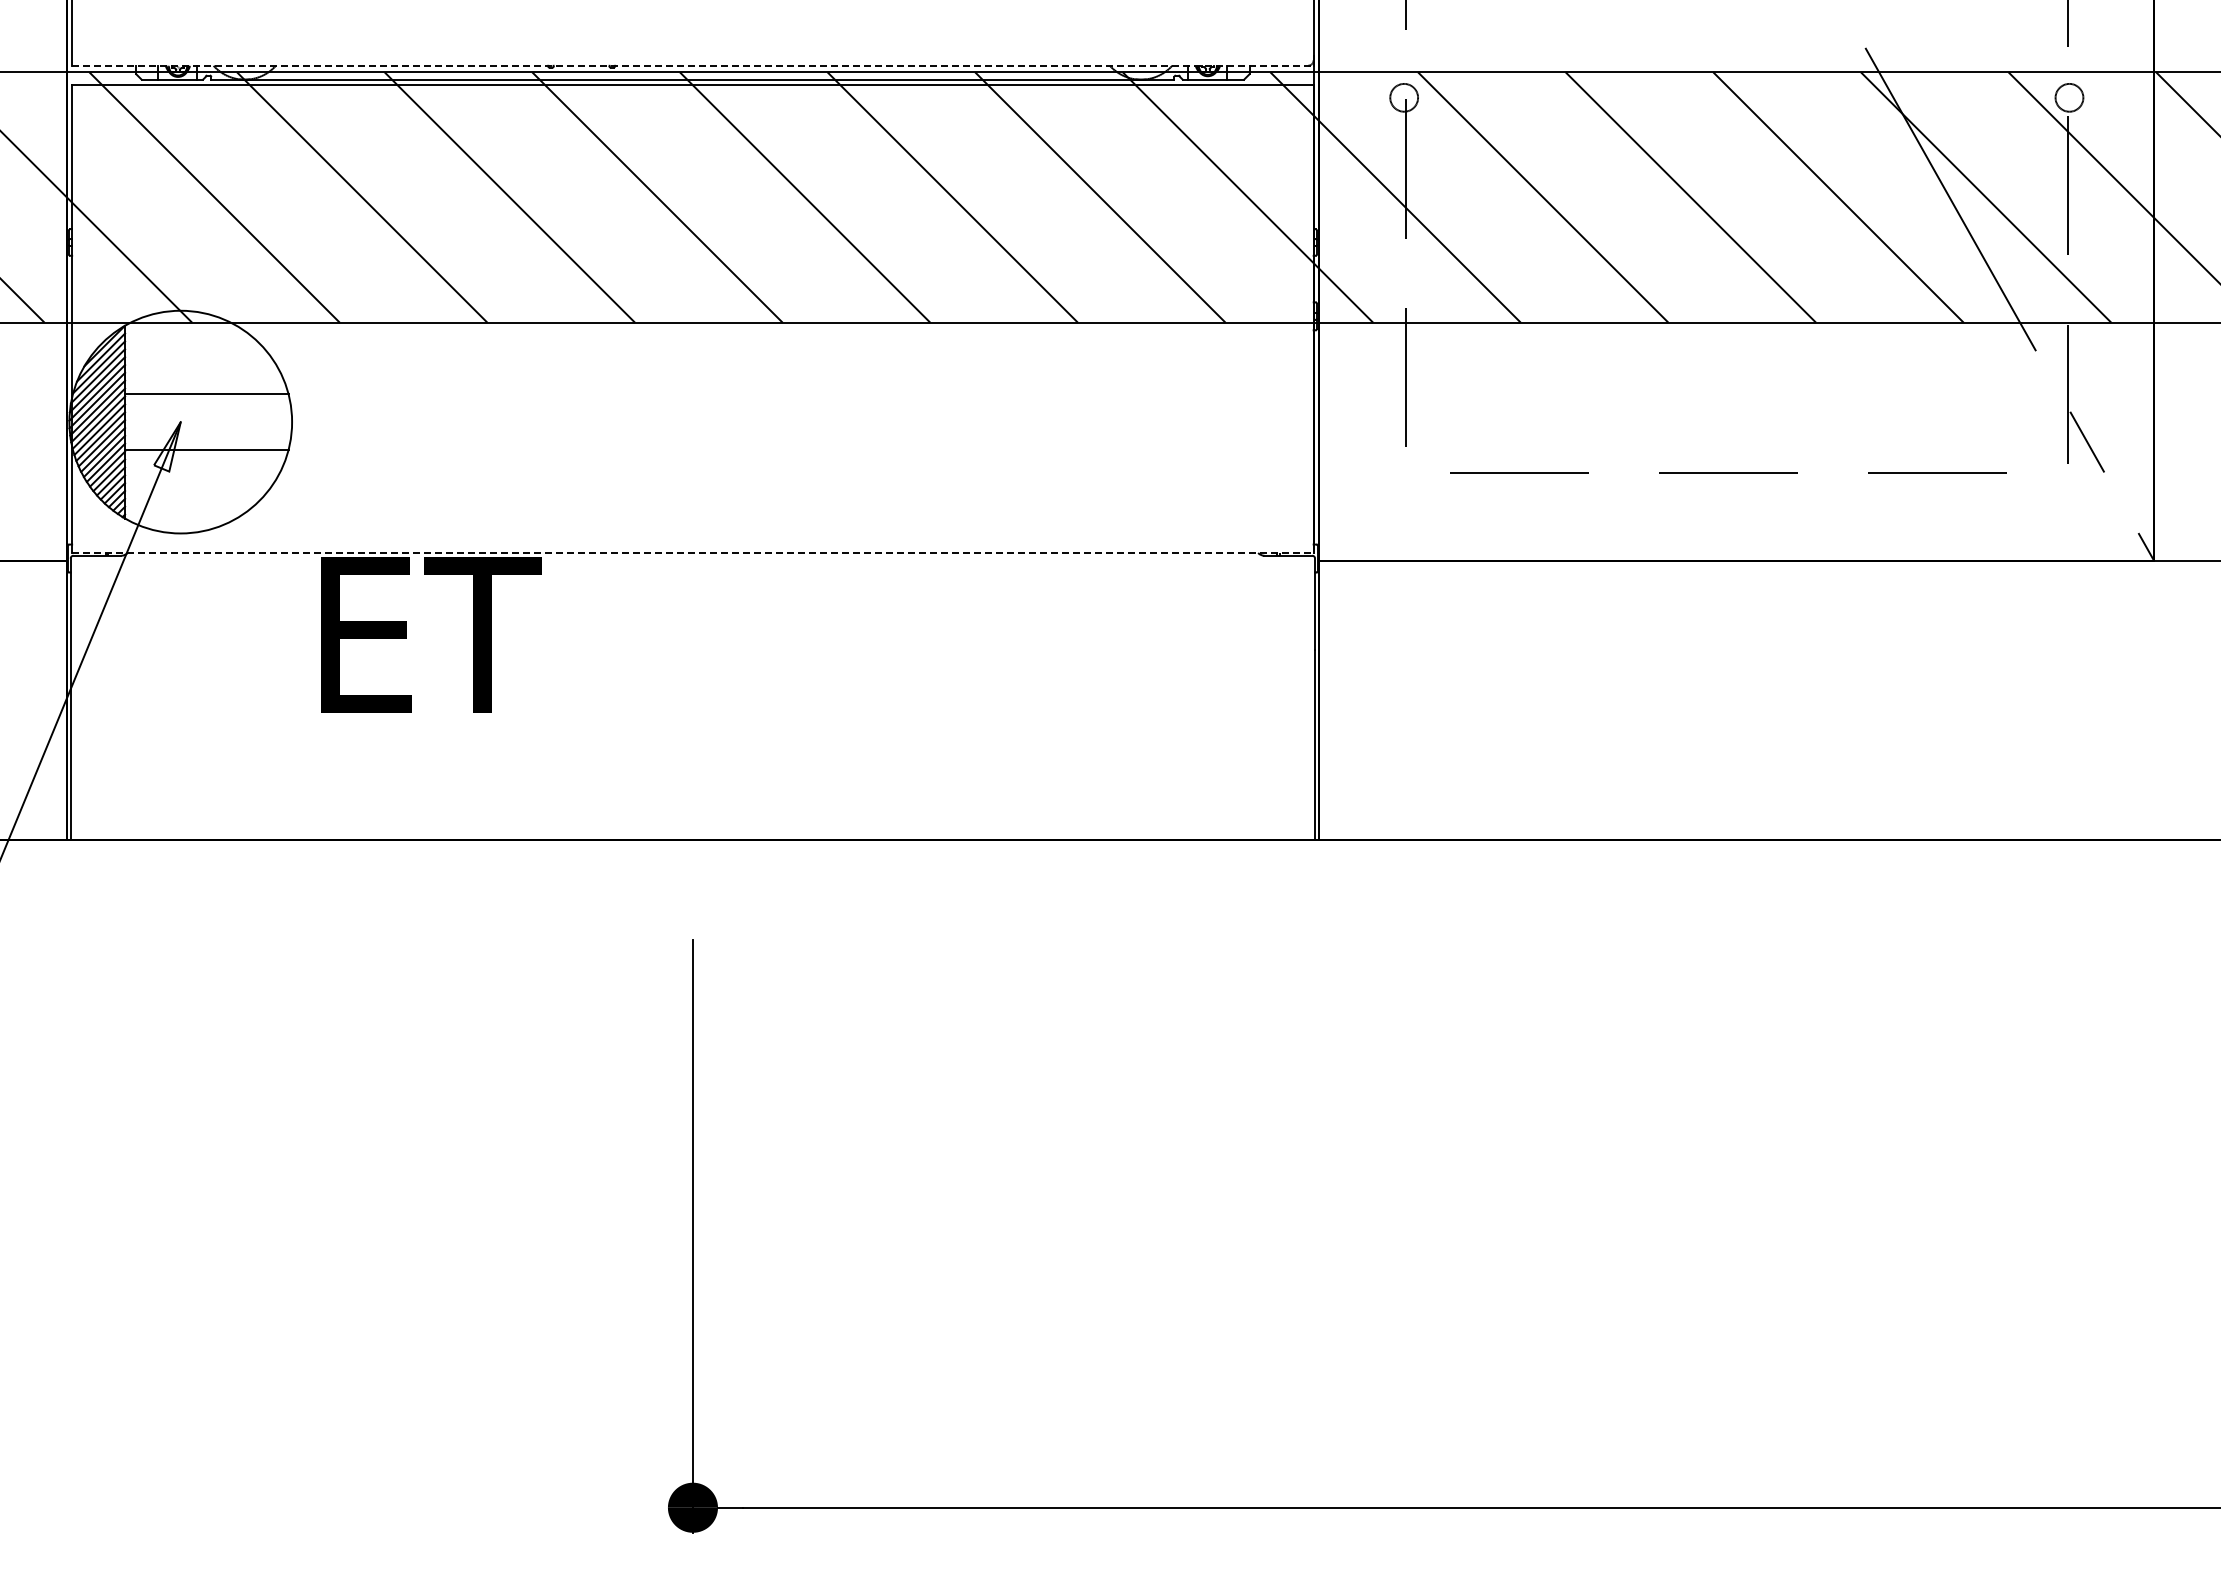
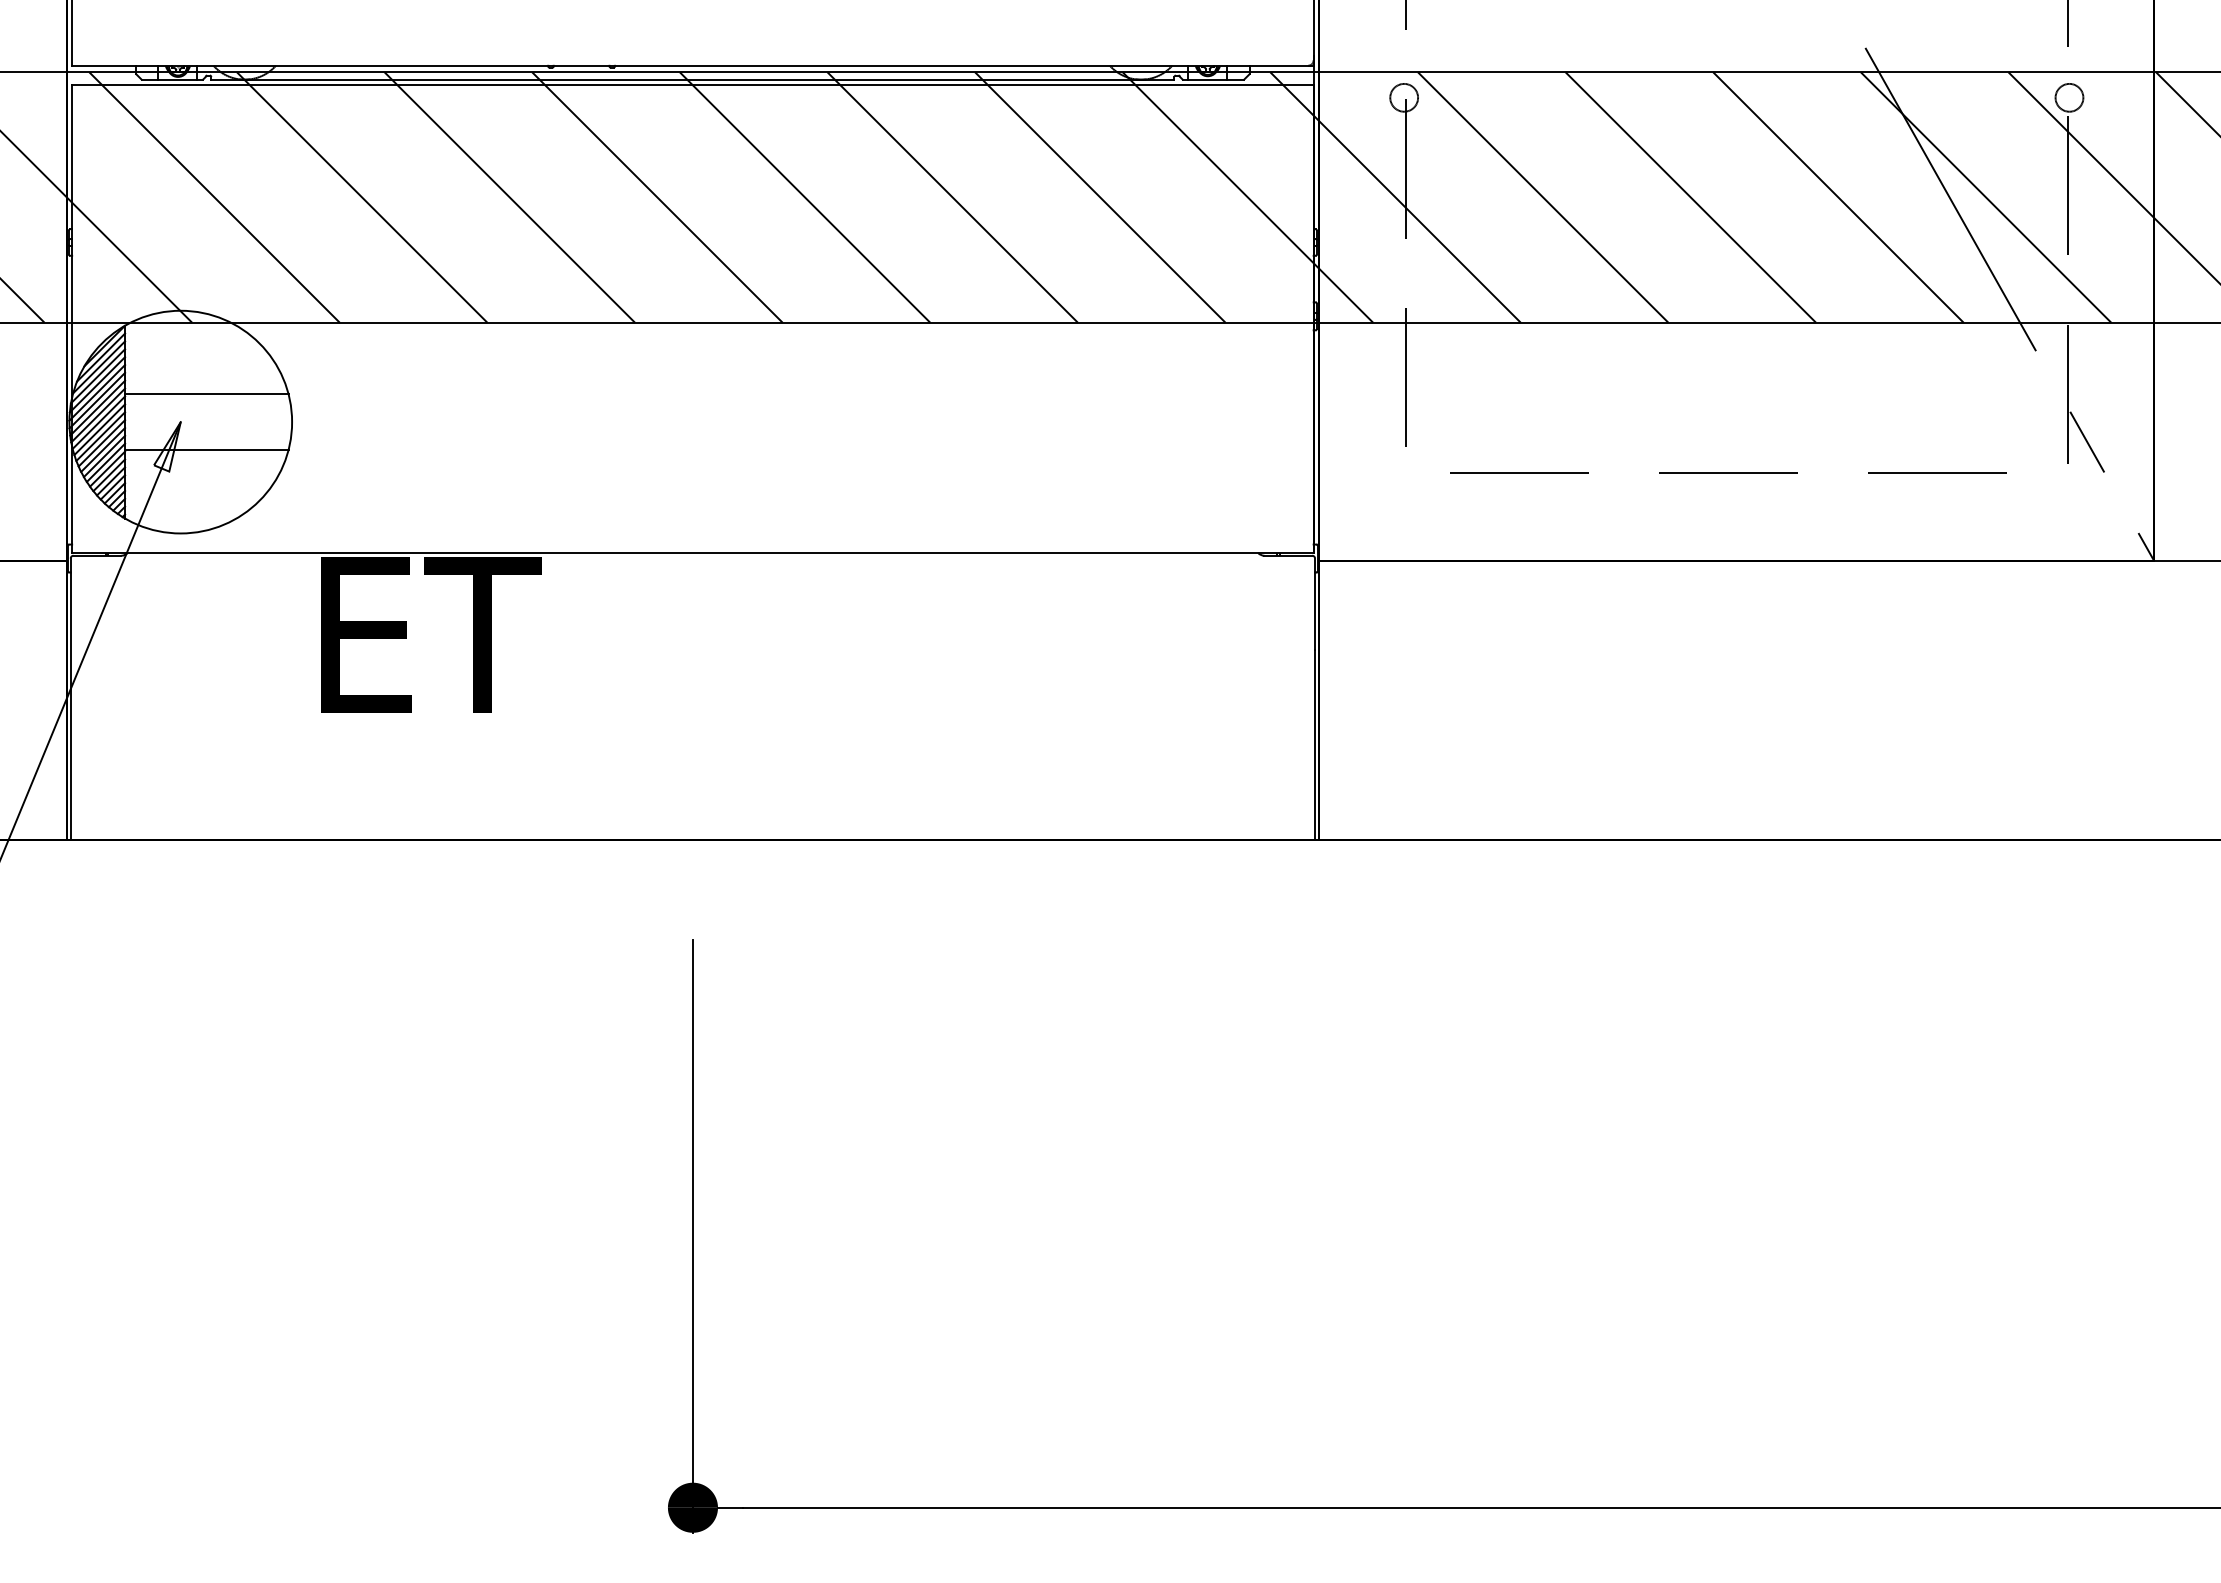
line: dashed -> solid (692, 65)
line: dashed -> solid (692, 552)
